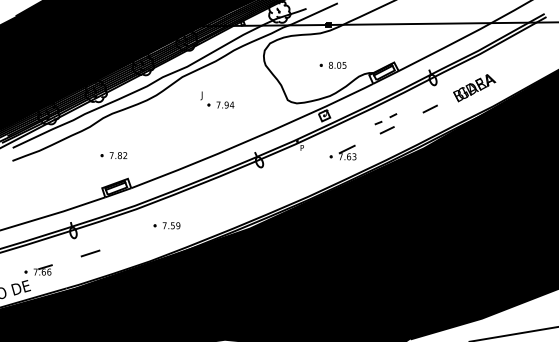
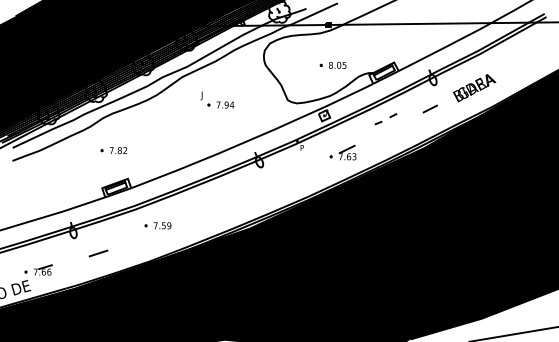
line: present -> none (386, 130)
part position: (113, 155) -> (113, 150) (113, 150)
part position: (166, 225) -> (157, 225) (157, 225)
line position: (90, 253) -> (98, 253) (98, 253)
